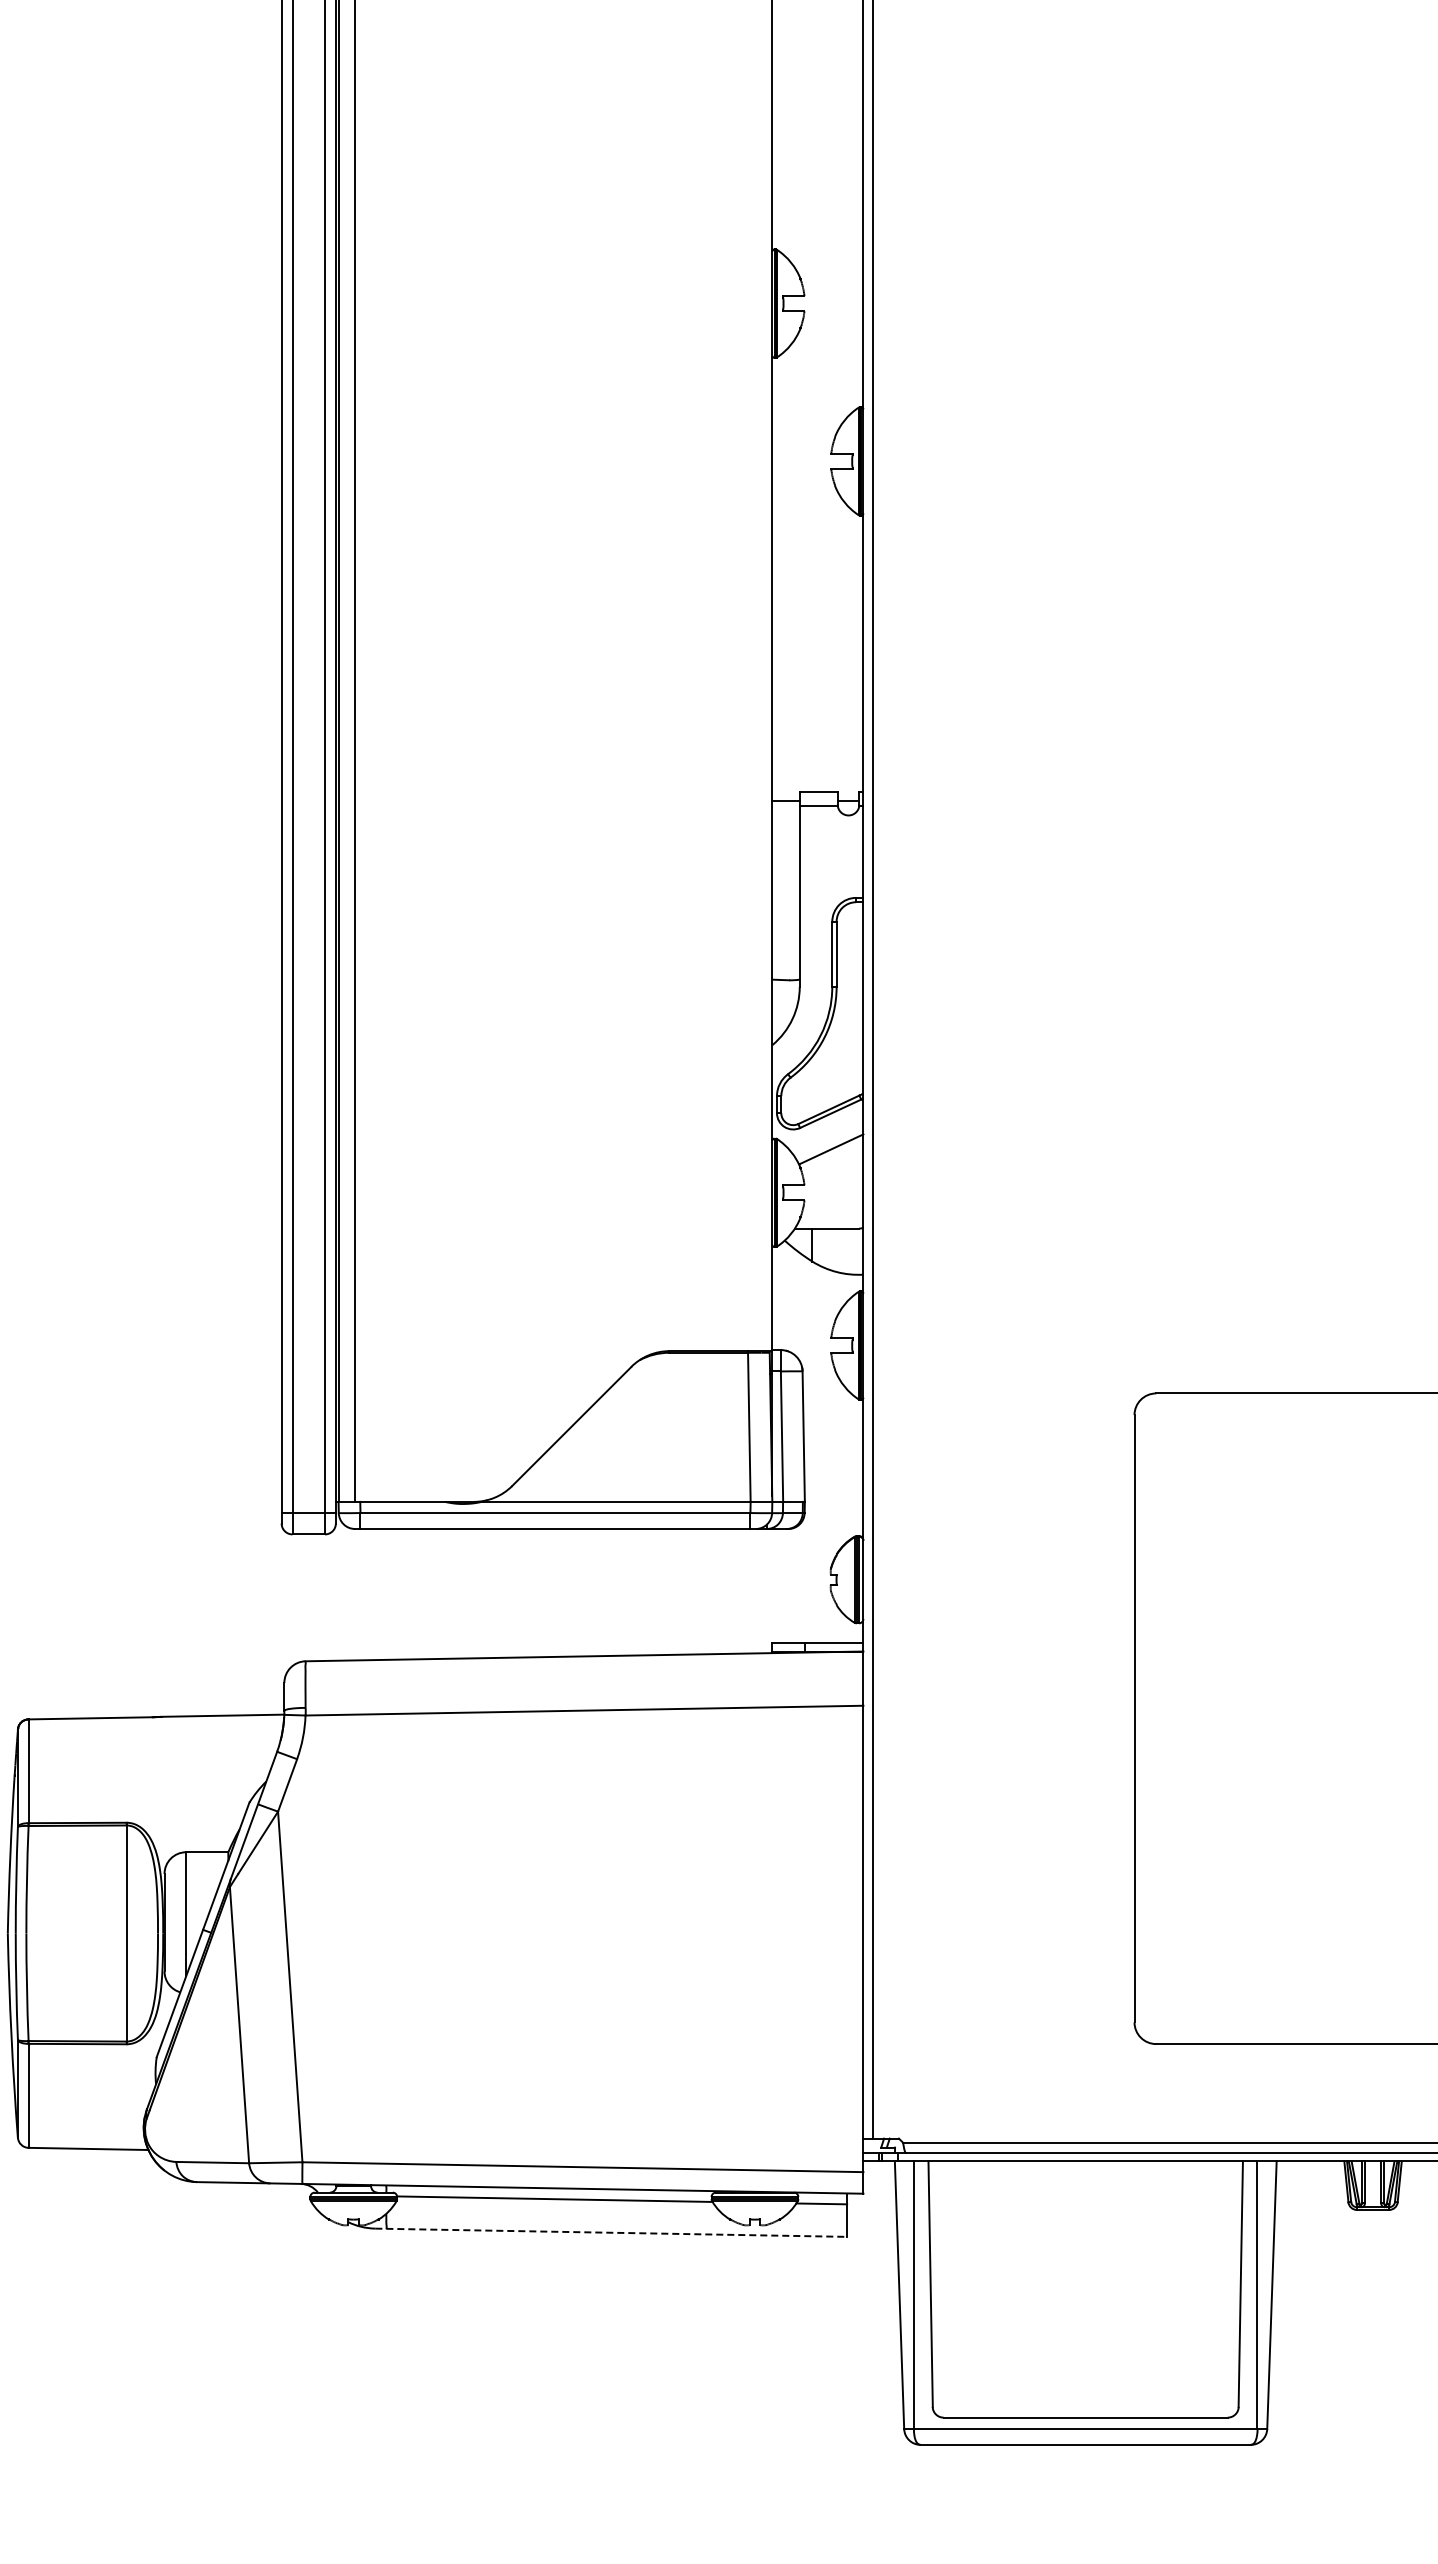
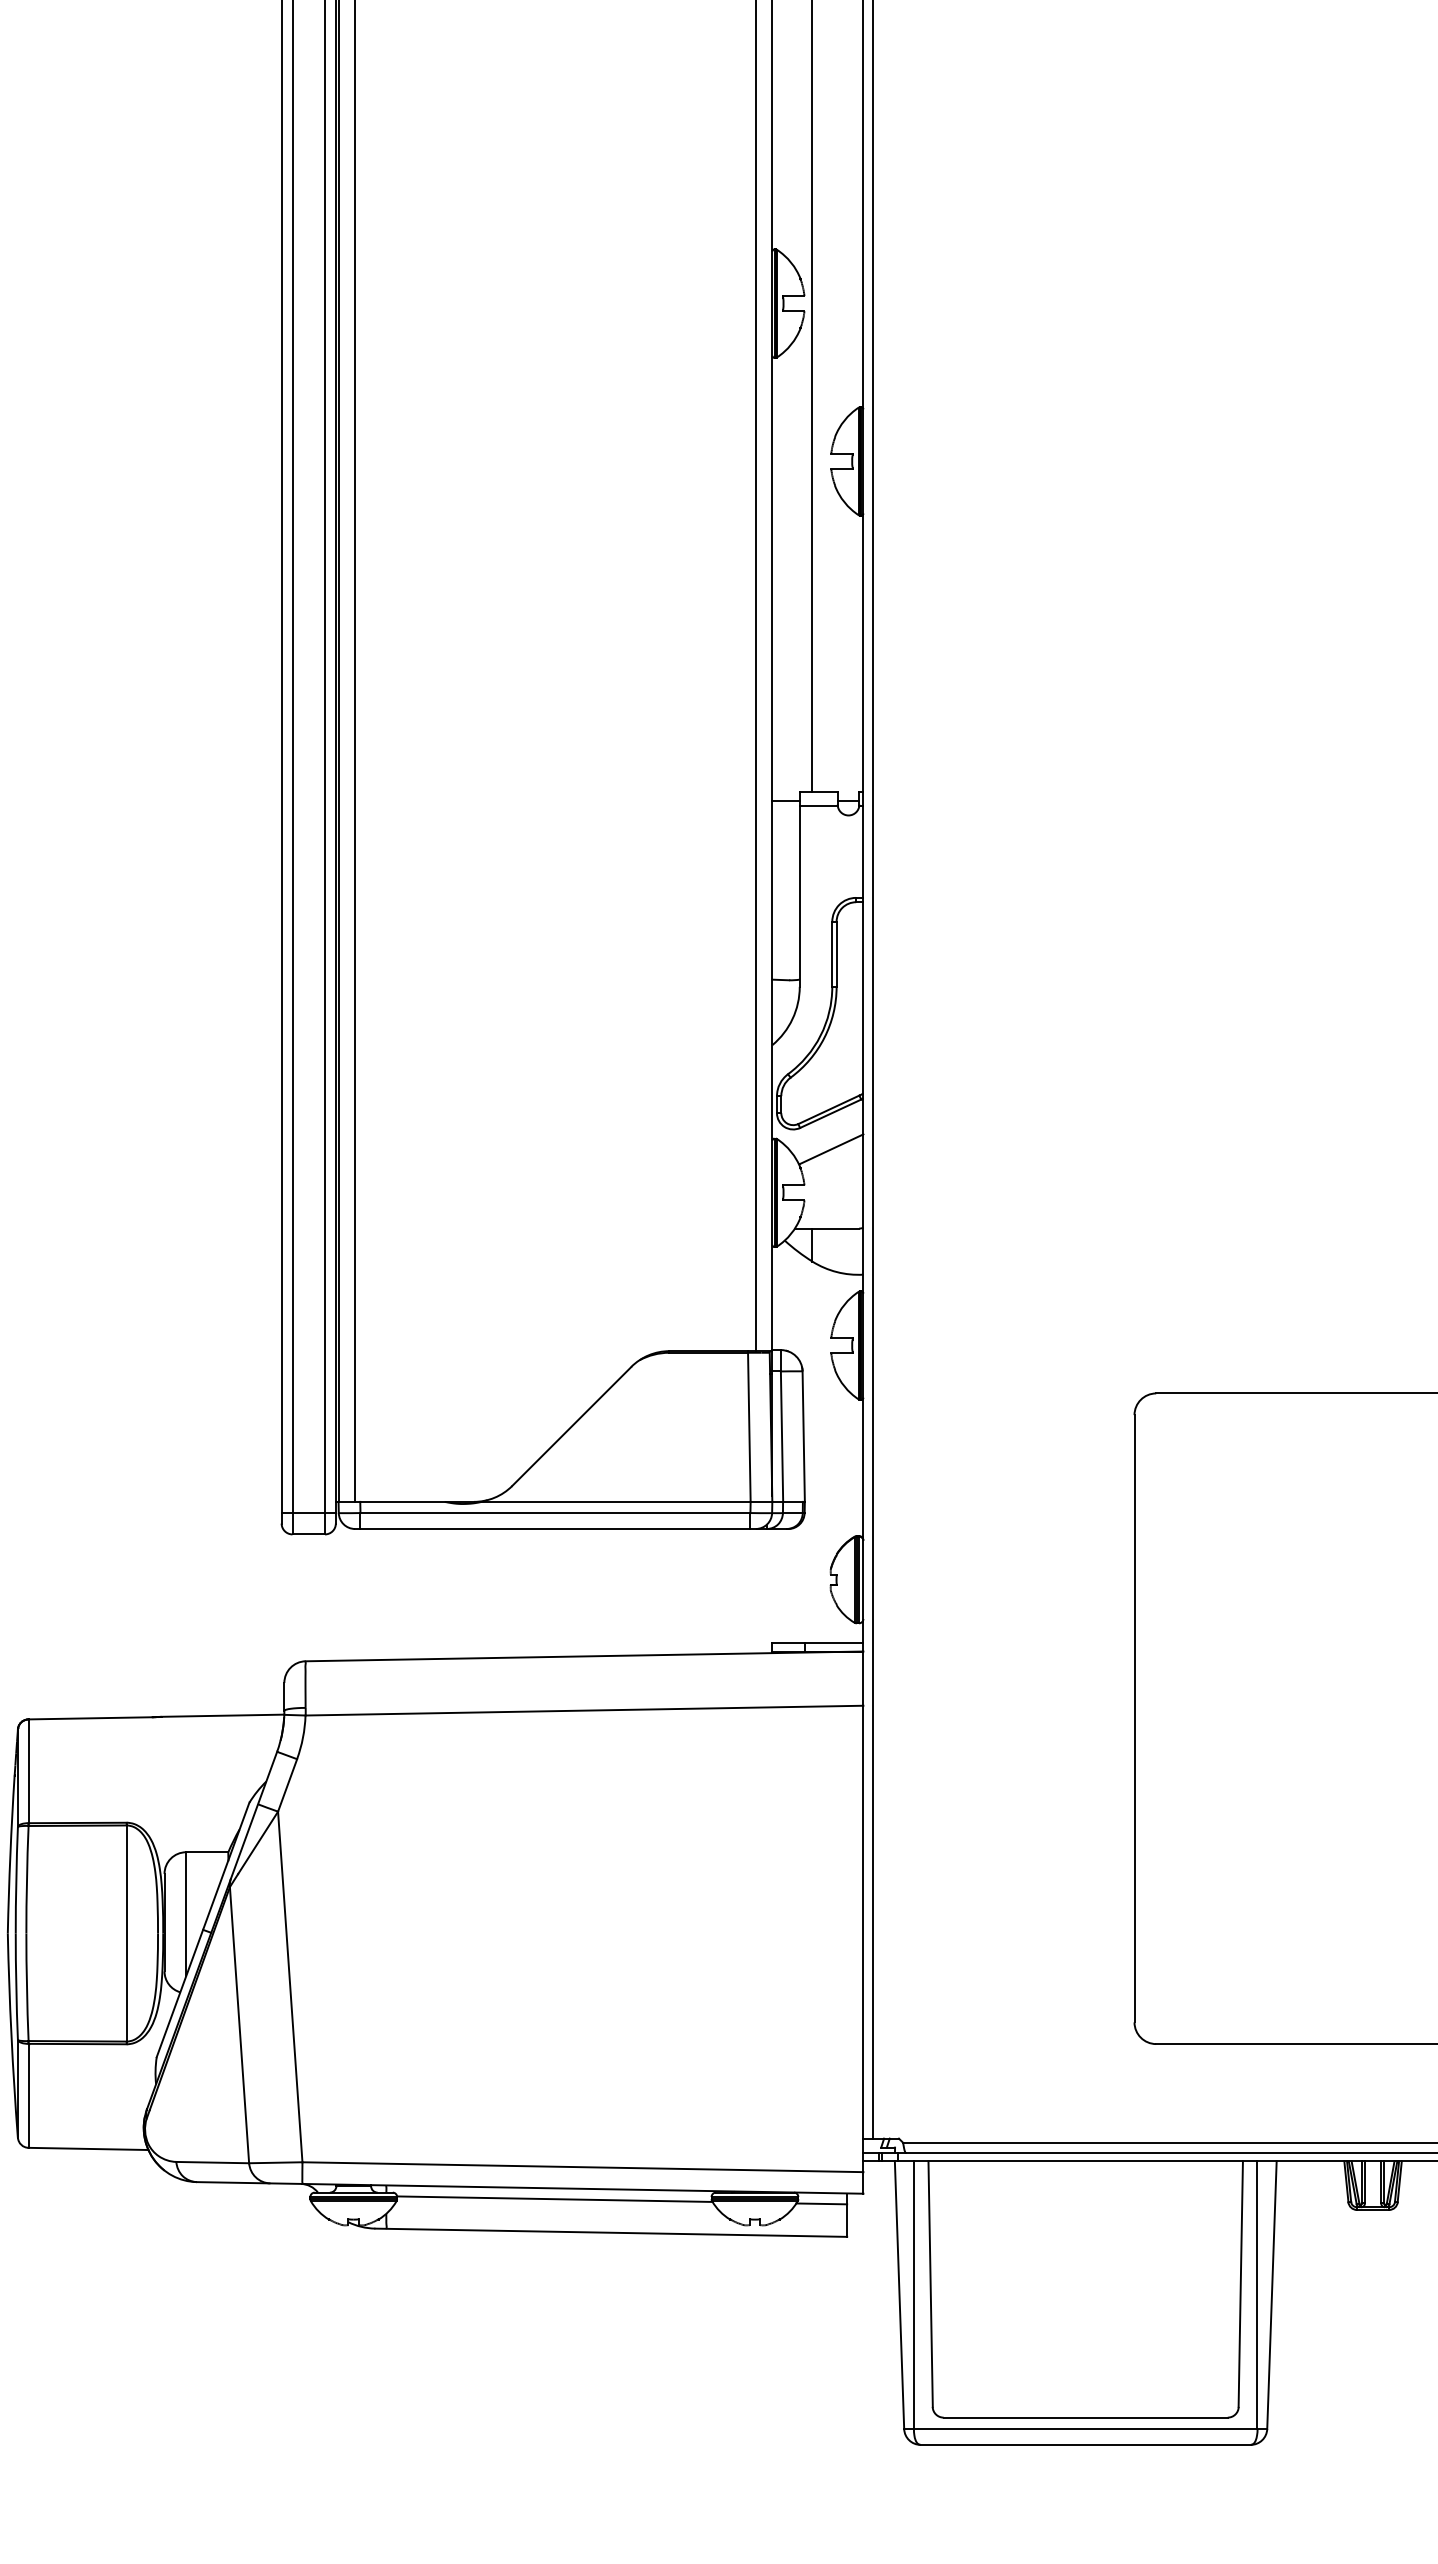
line: none -> present (812, 396)
line: none -> present (756, 676)
line: dashed -> solid (611, 2232)
